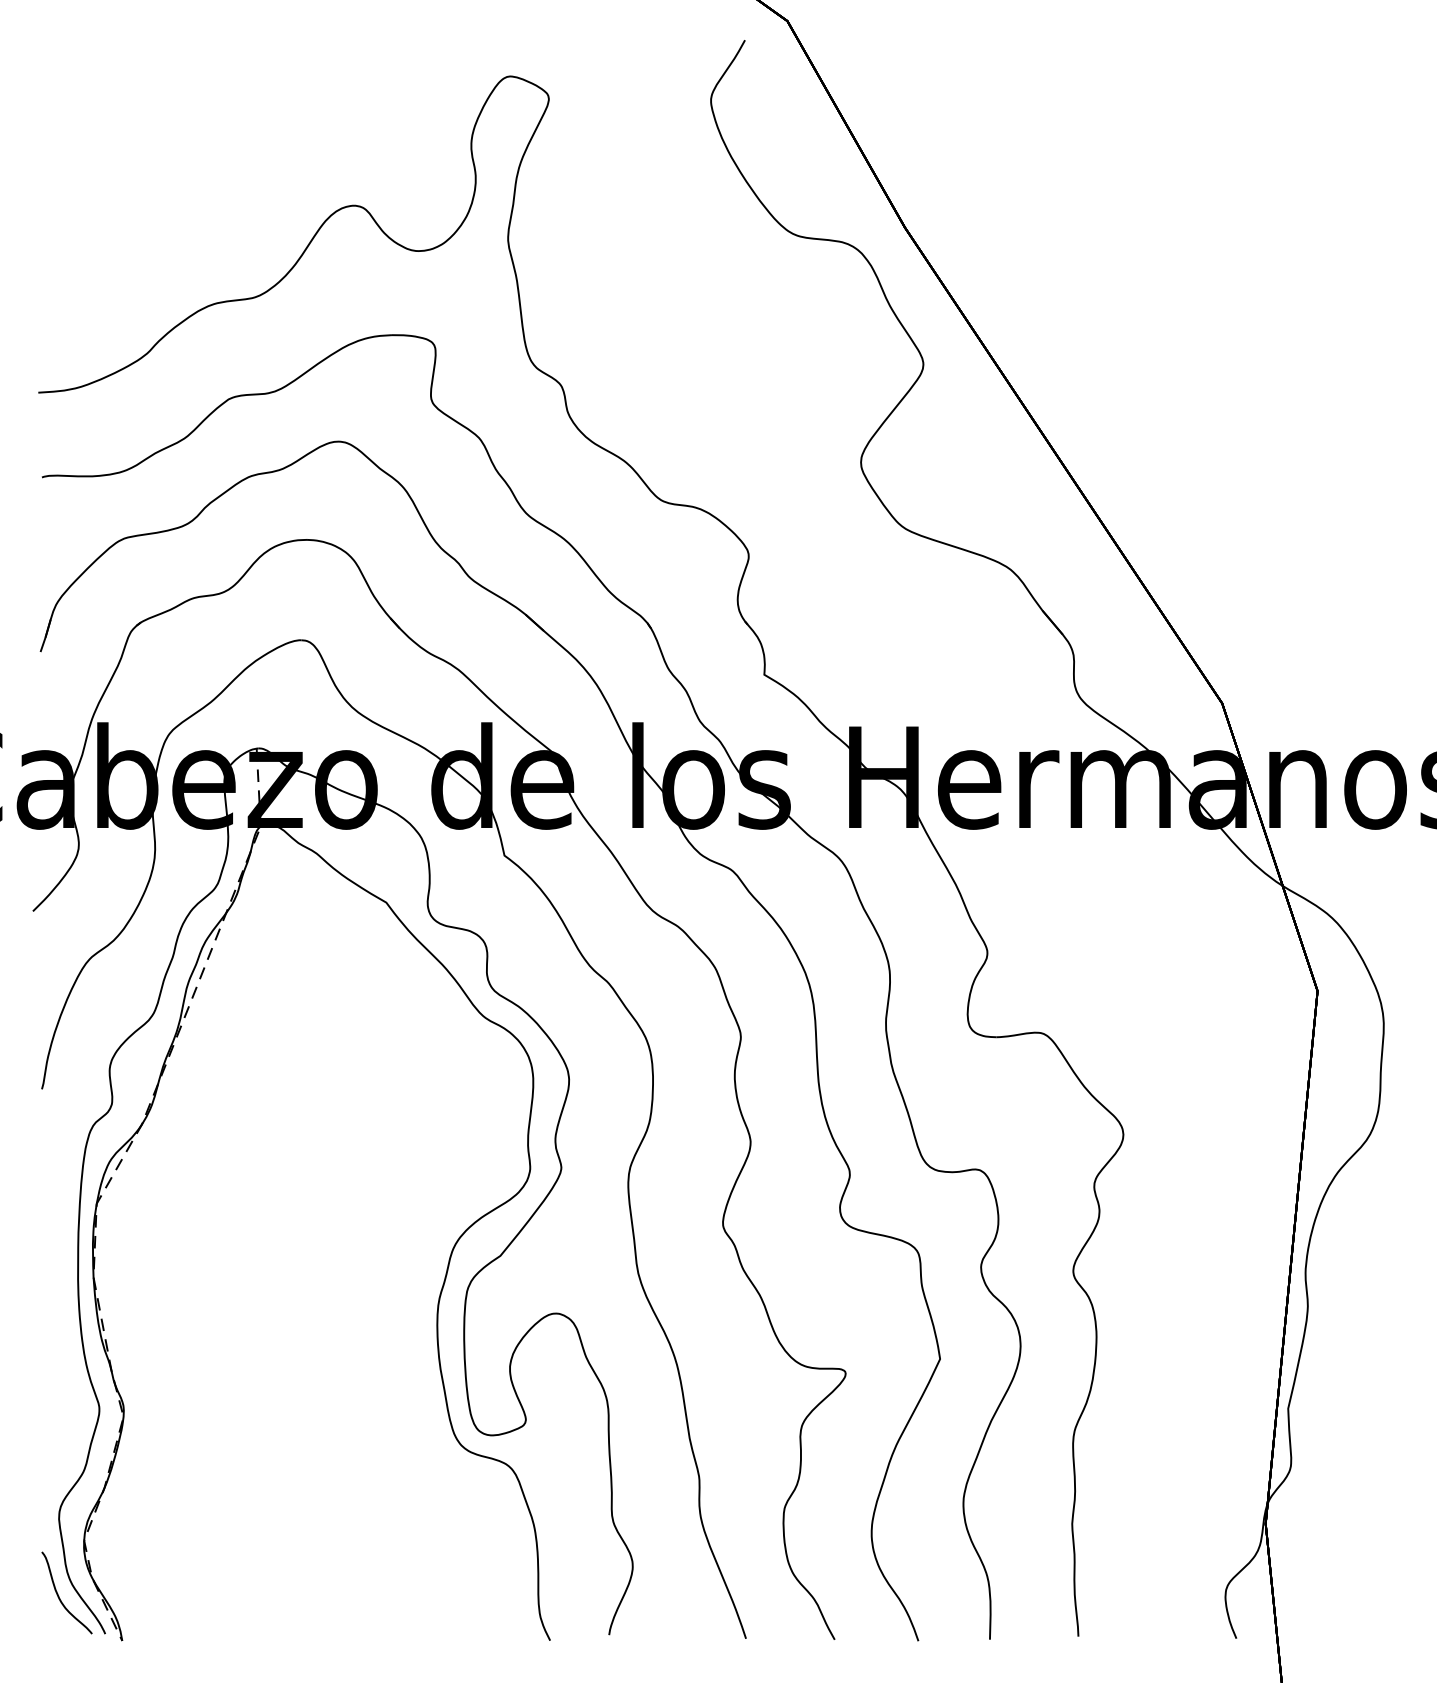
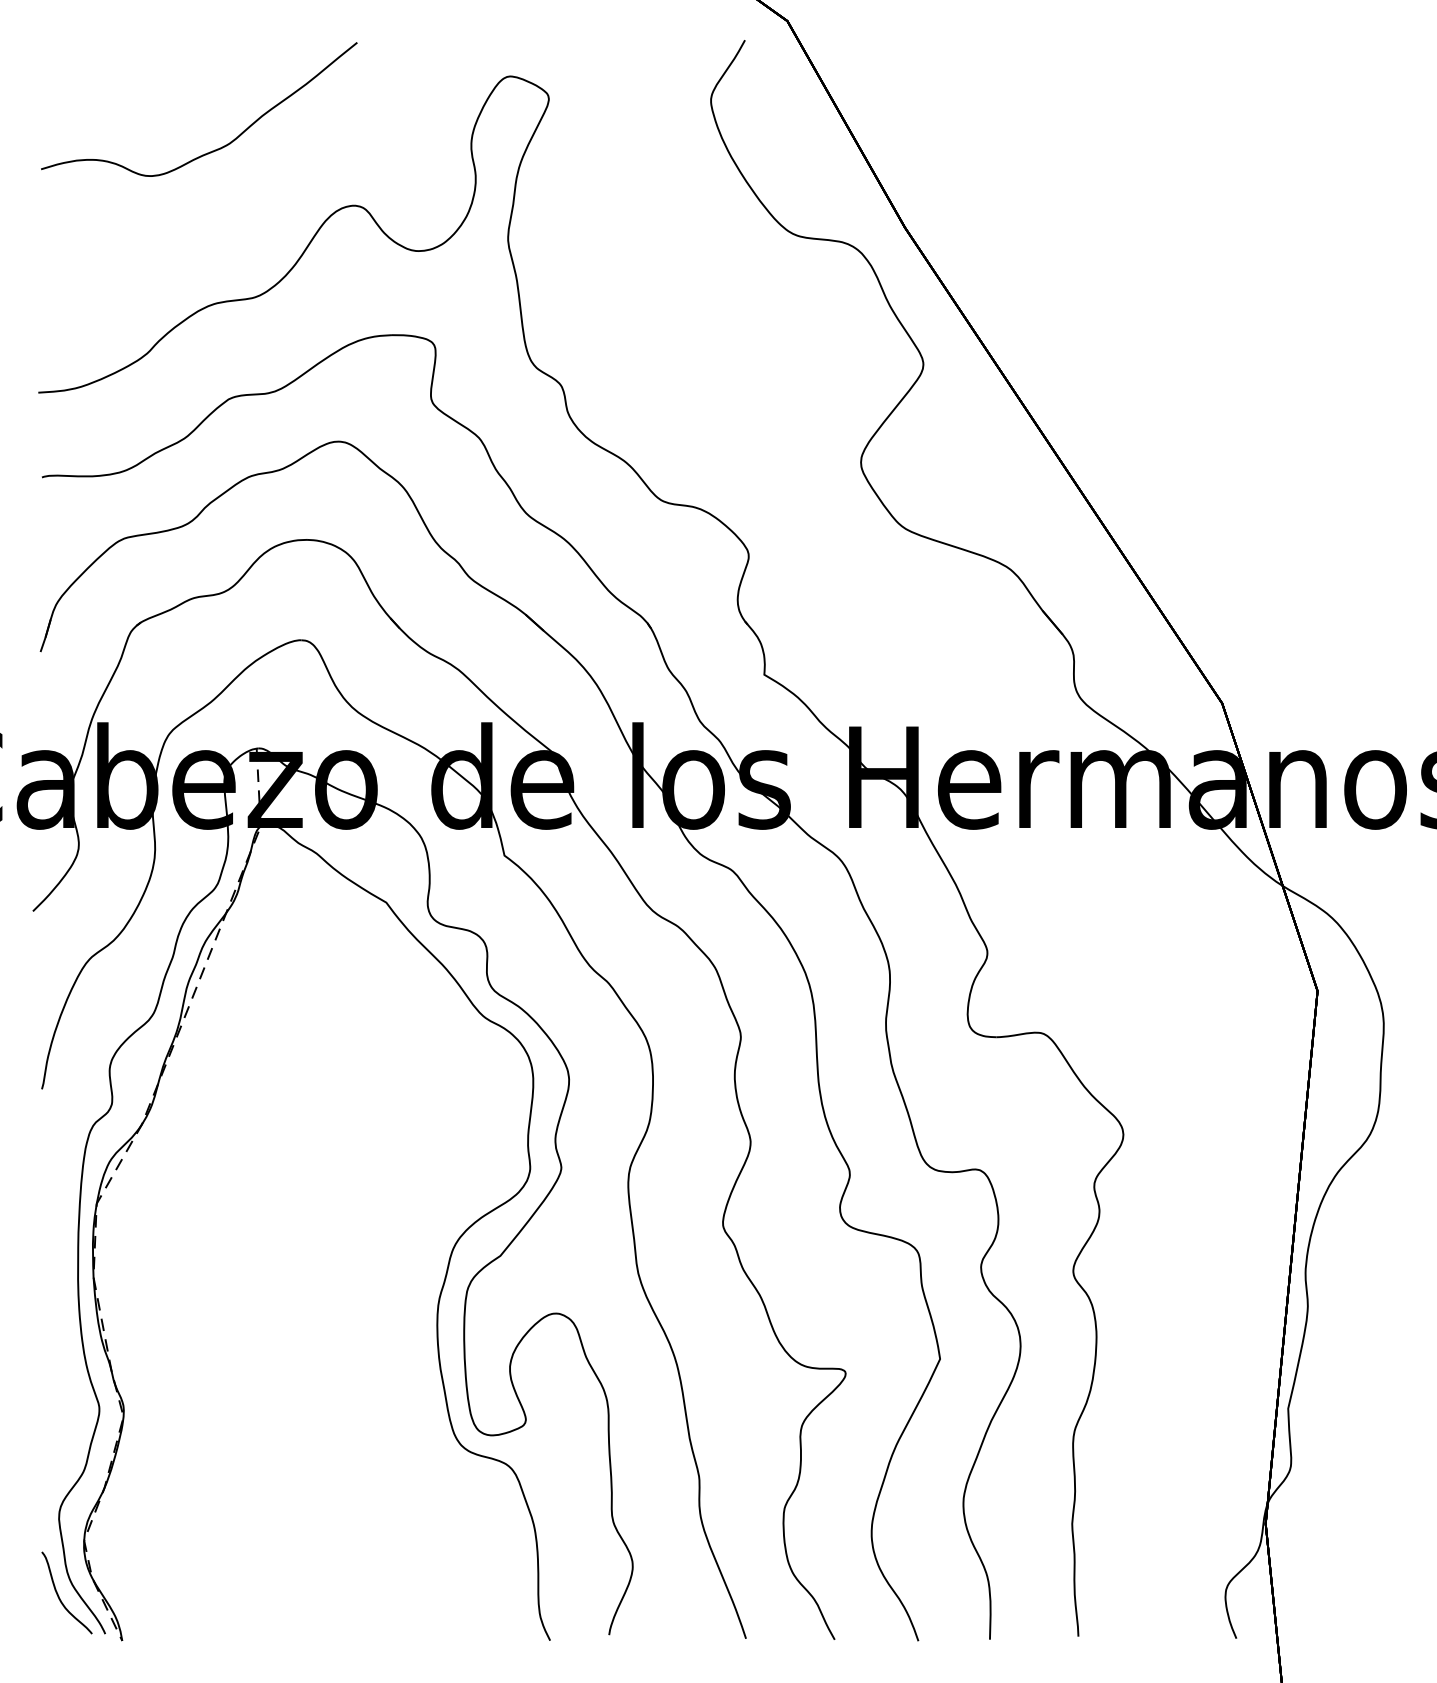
curve: none -> present (217, 148)
